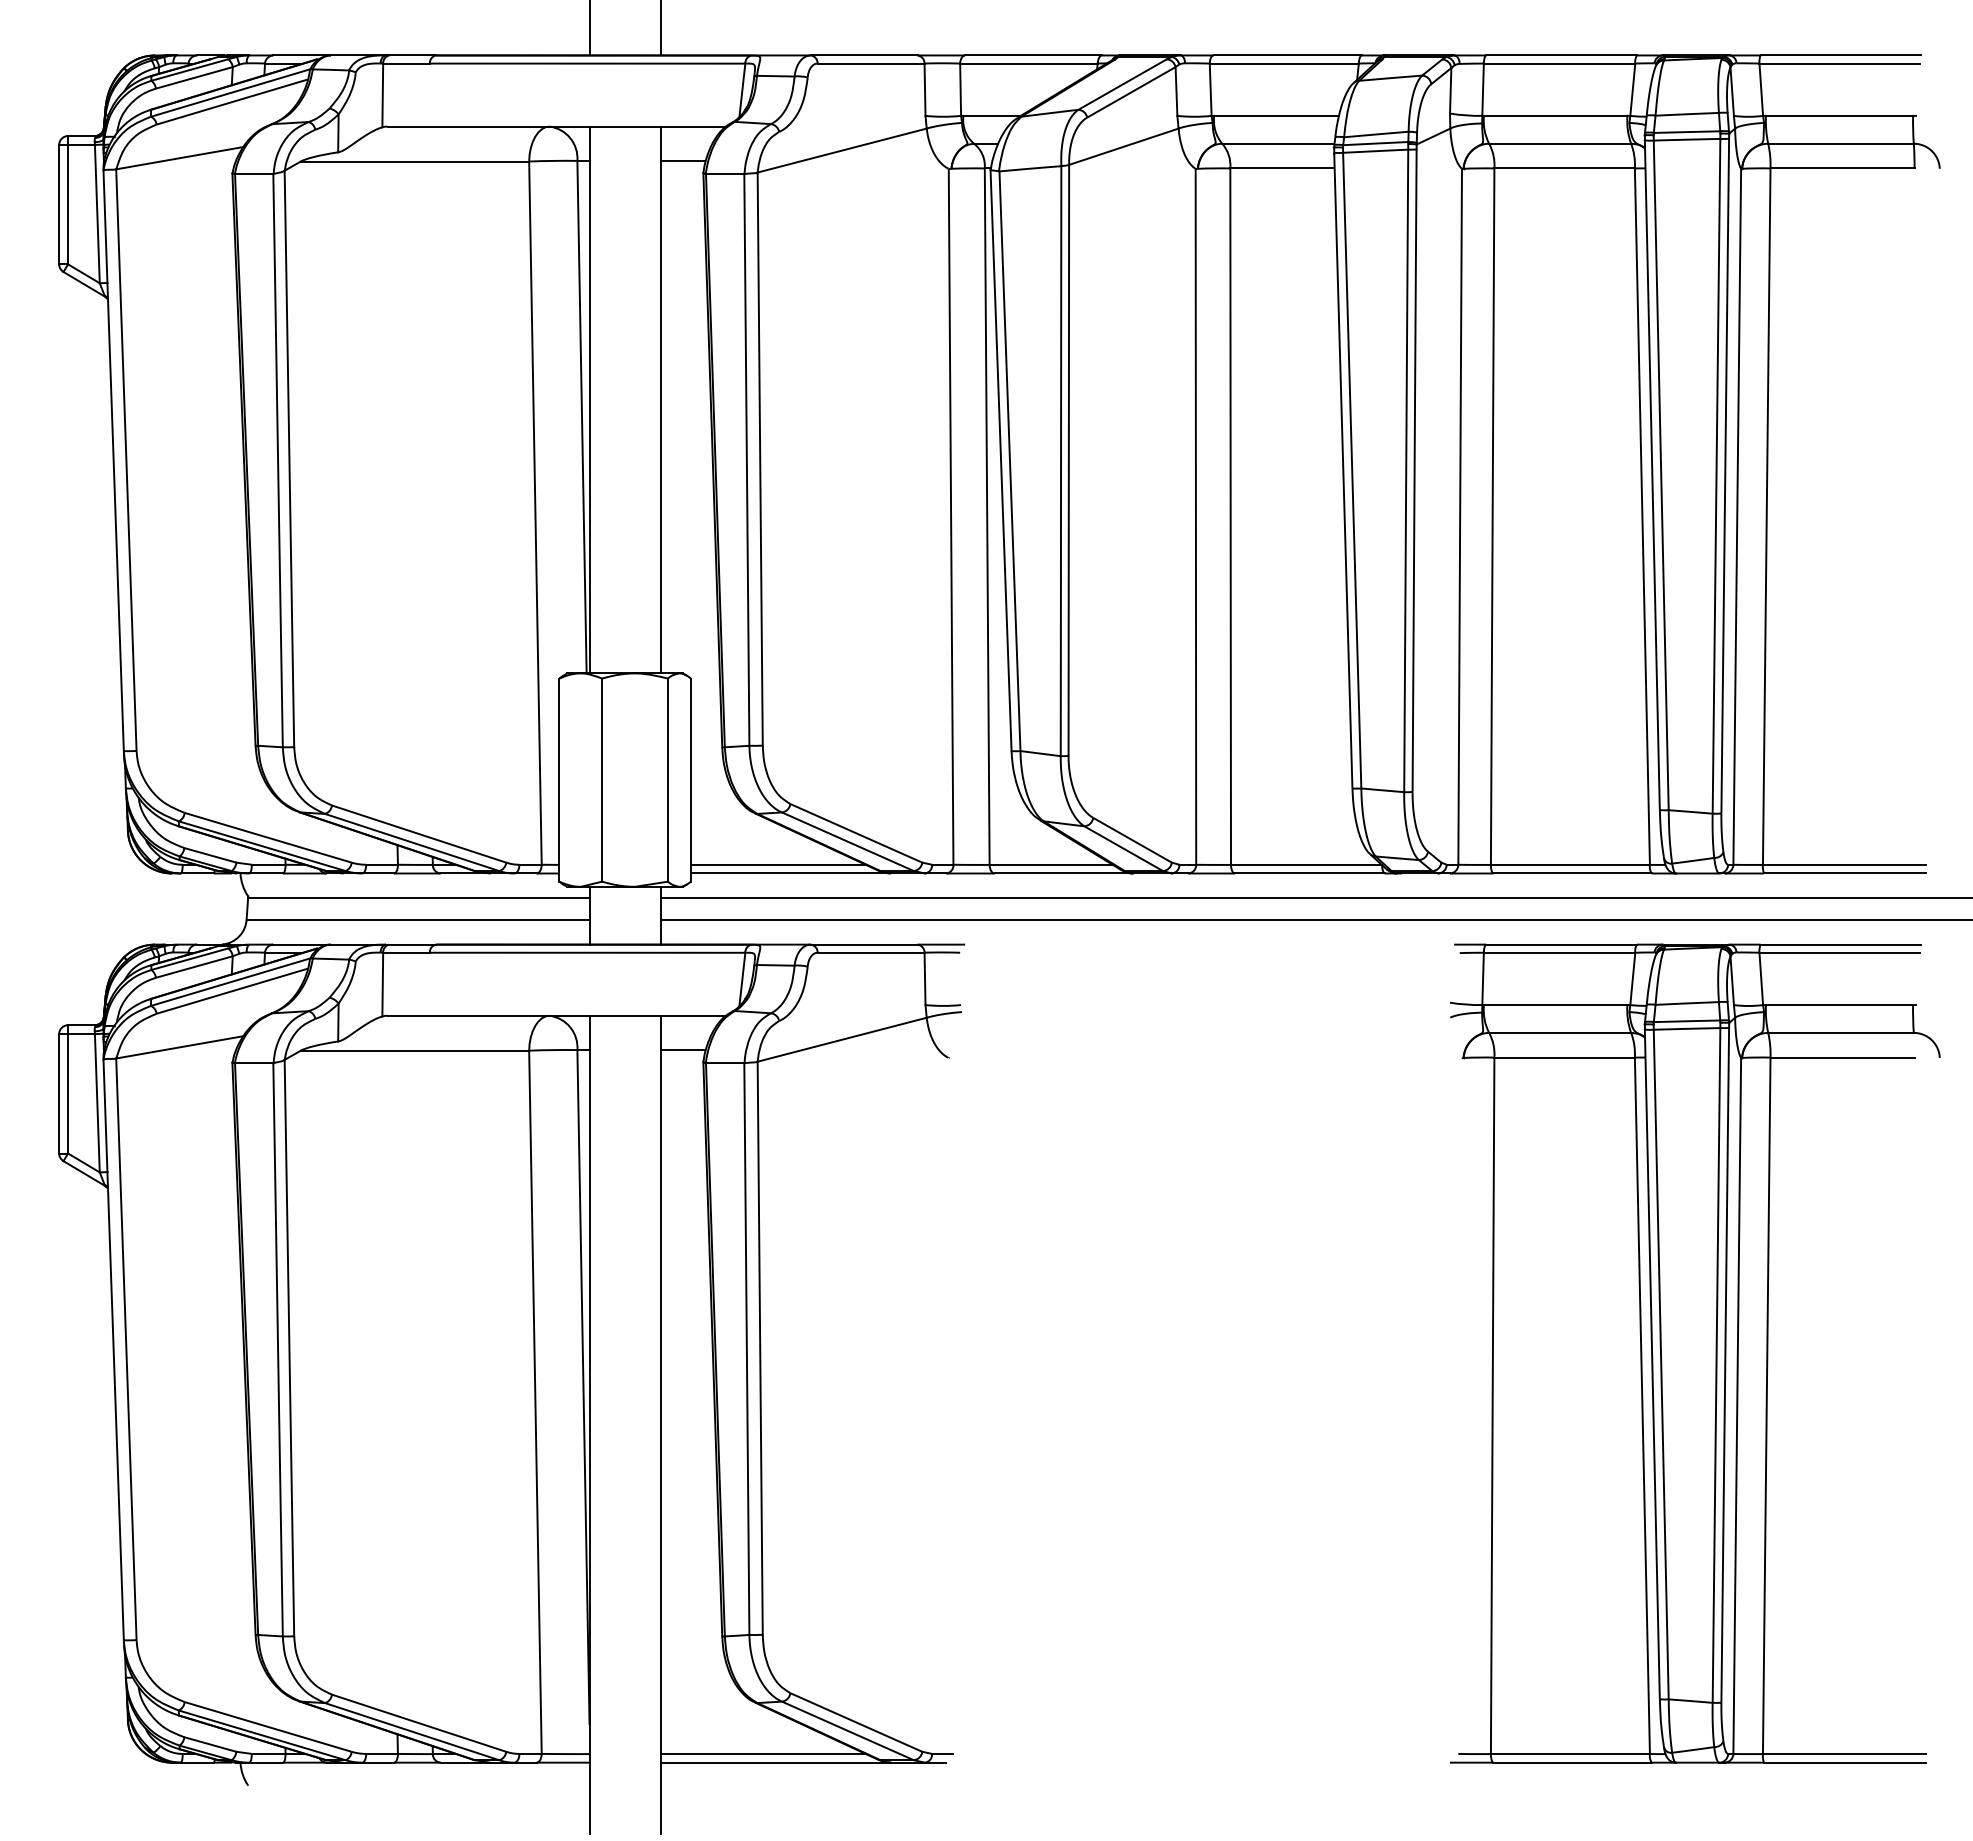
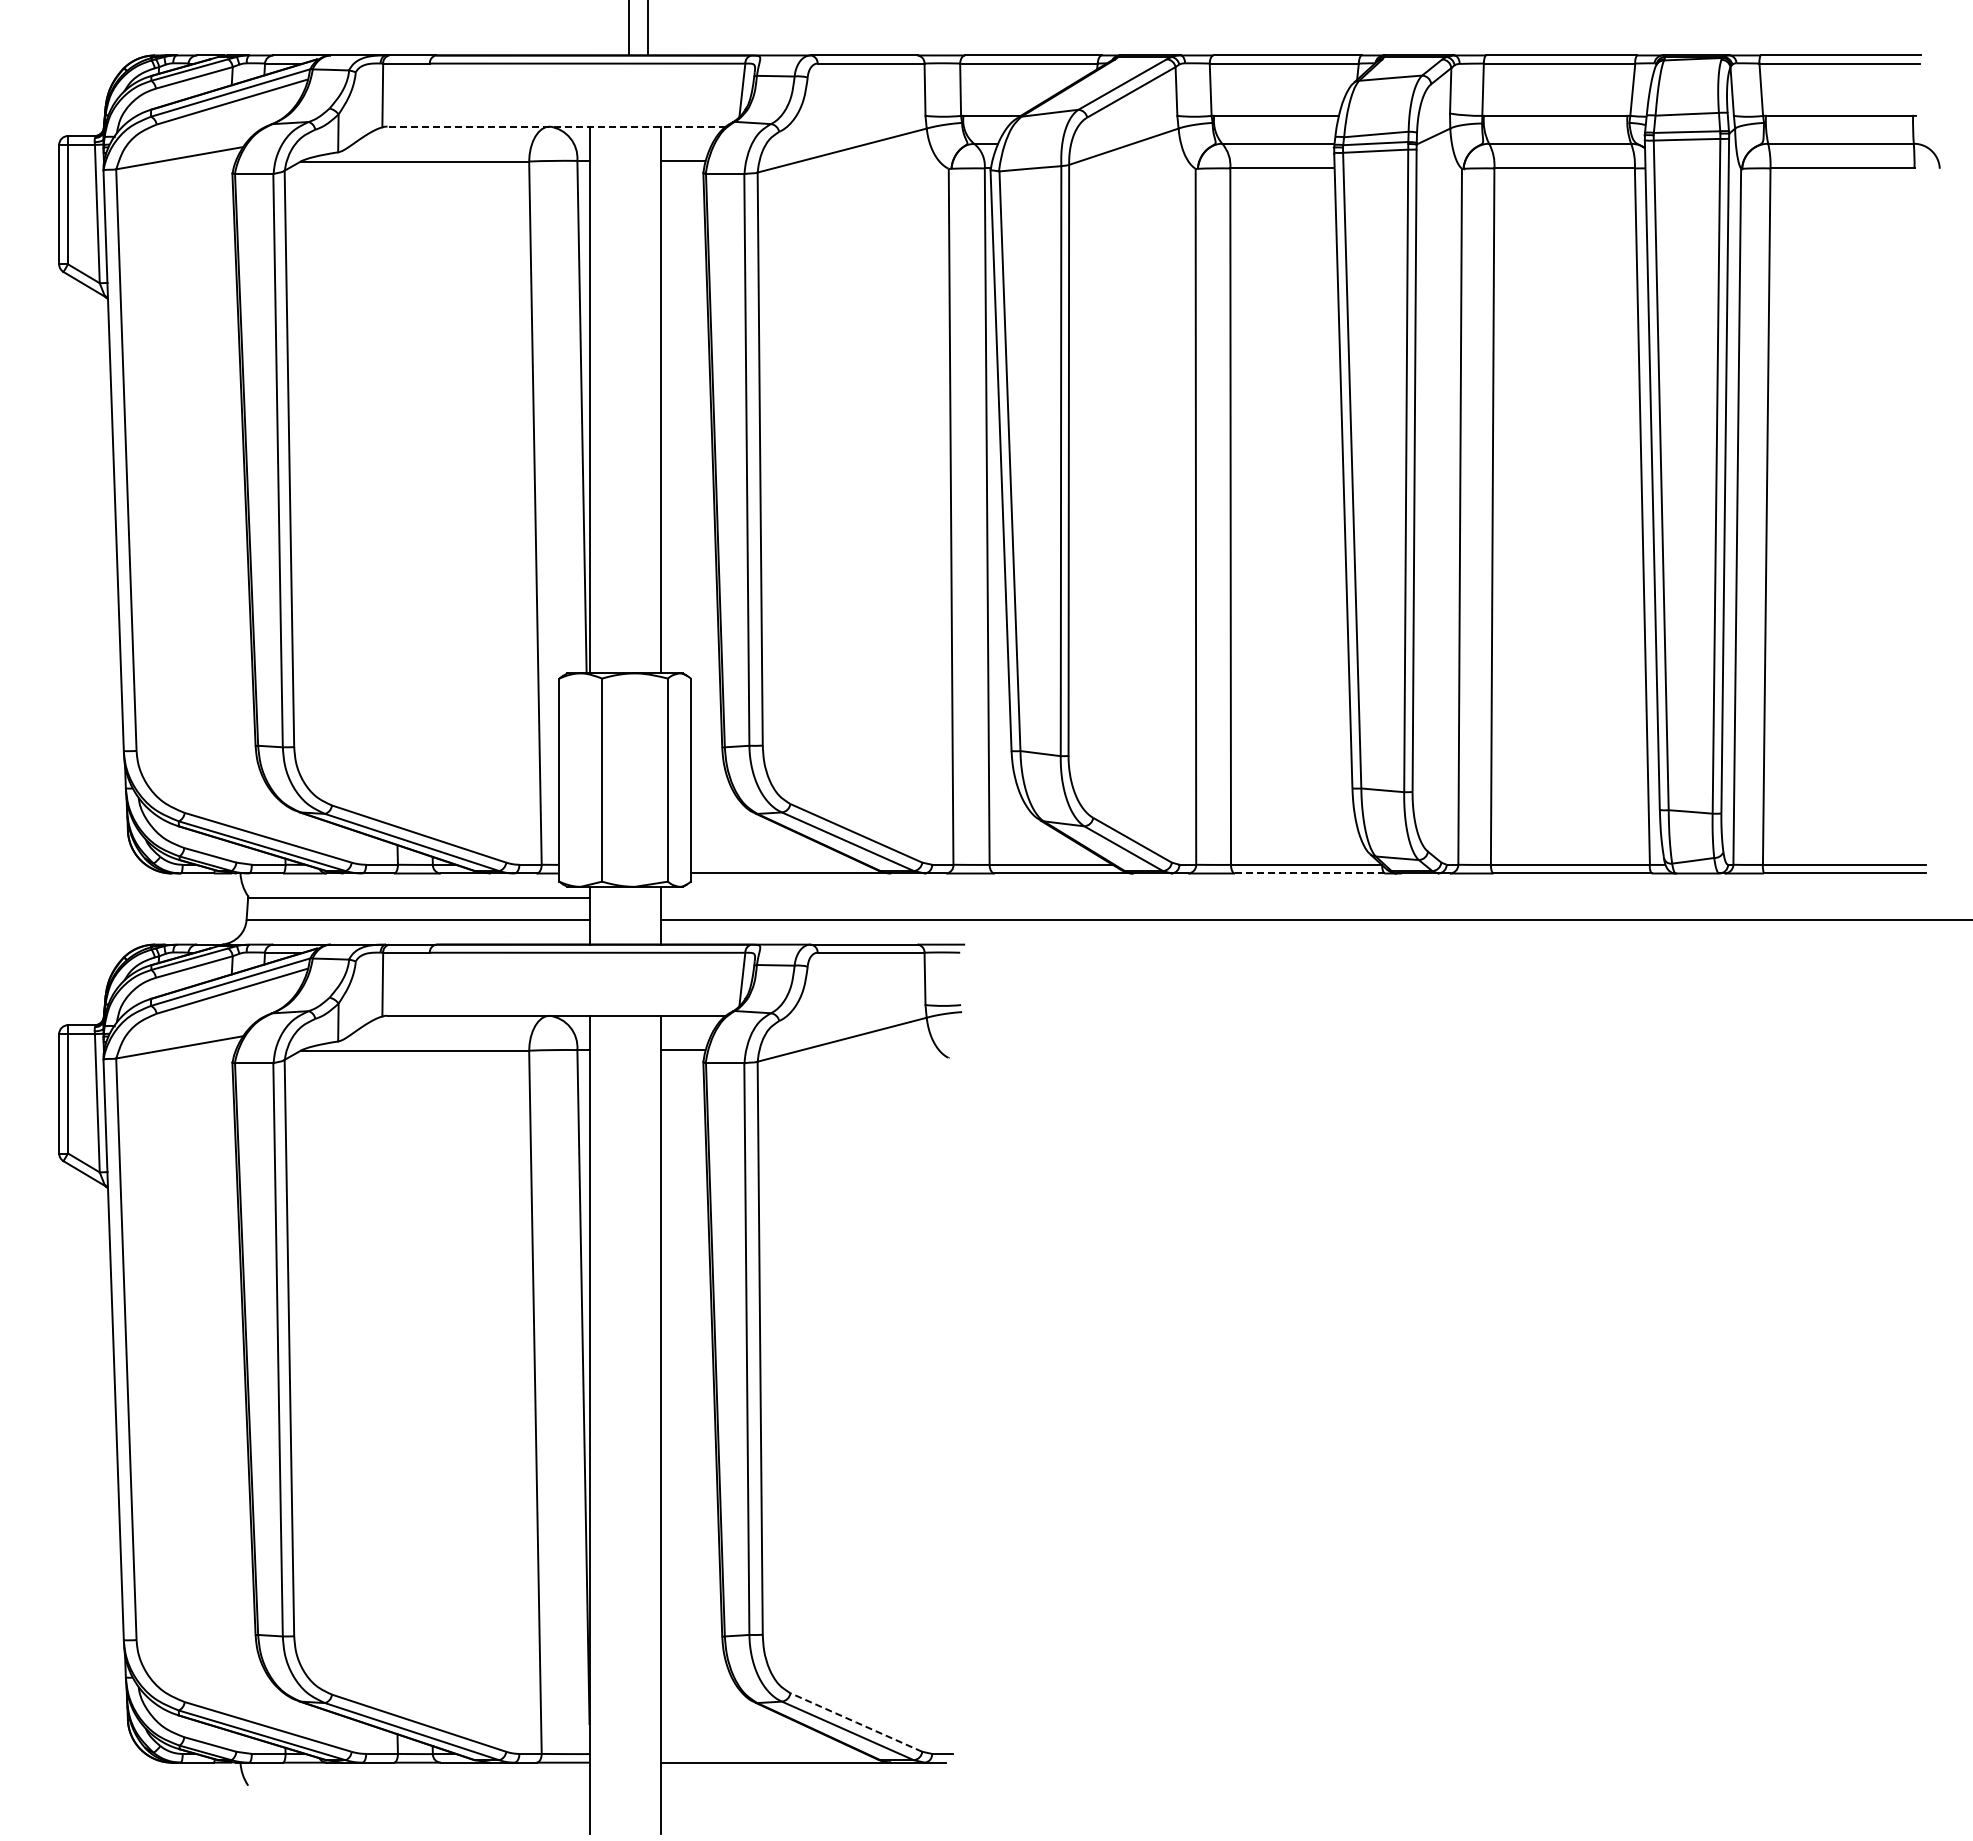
line position: (589, 28) -> (628, 28) (628, 28)
line position: (660, 28) -> (647, 28) (647, 28)
line: solid -> dashed (556, 126)
line: present -> none (777, 864)
line: solid -> dashed (1310, 873)
line: present -> none (1314, 898)
part: present -> none (1695, 1353)
line: solid -> dashed (856, 1722)
line: present -> none (762, 1754)
